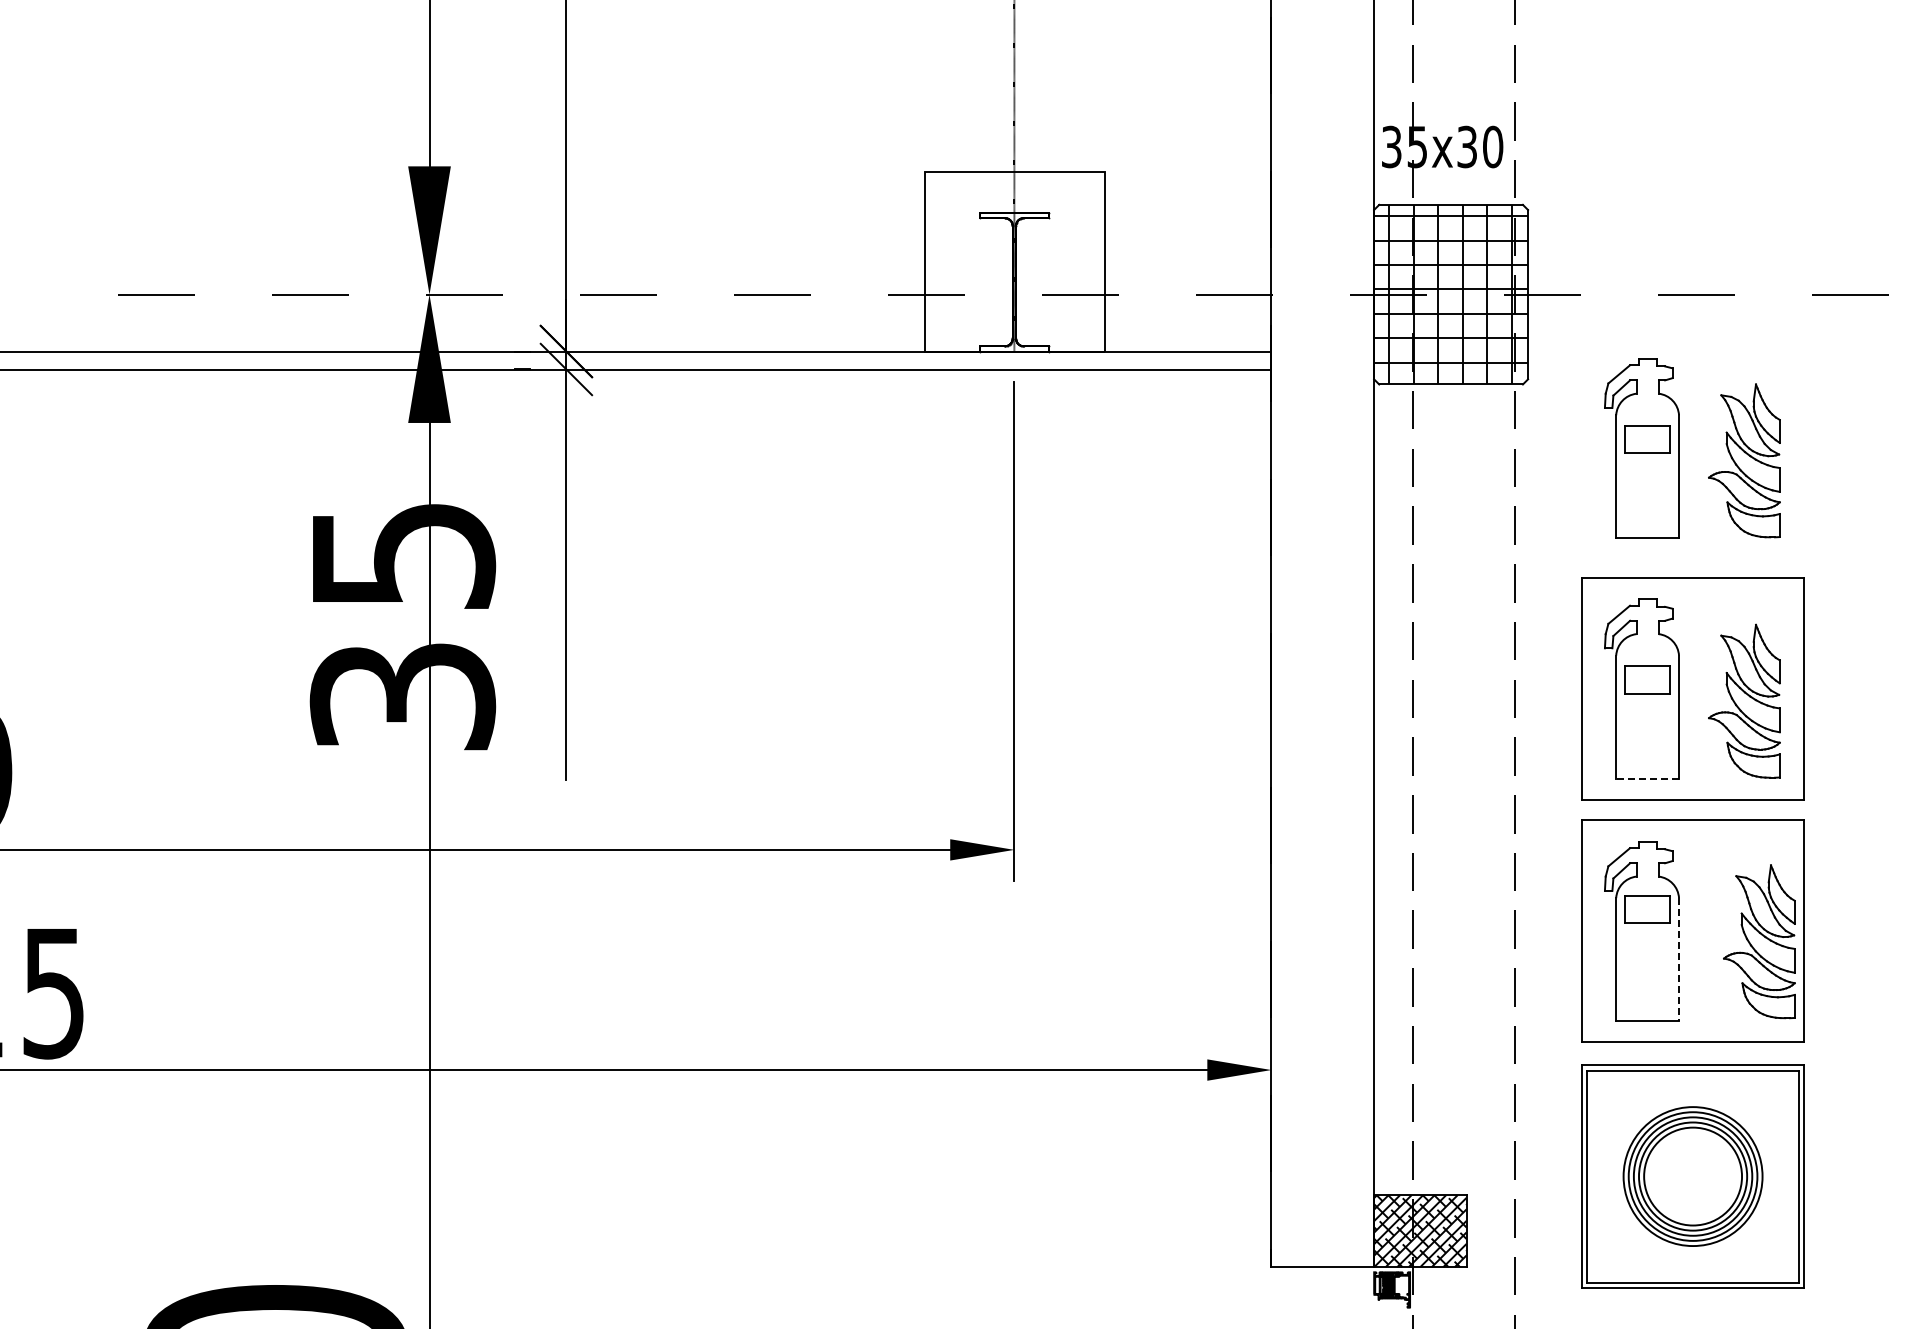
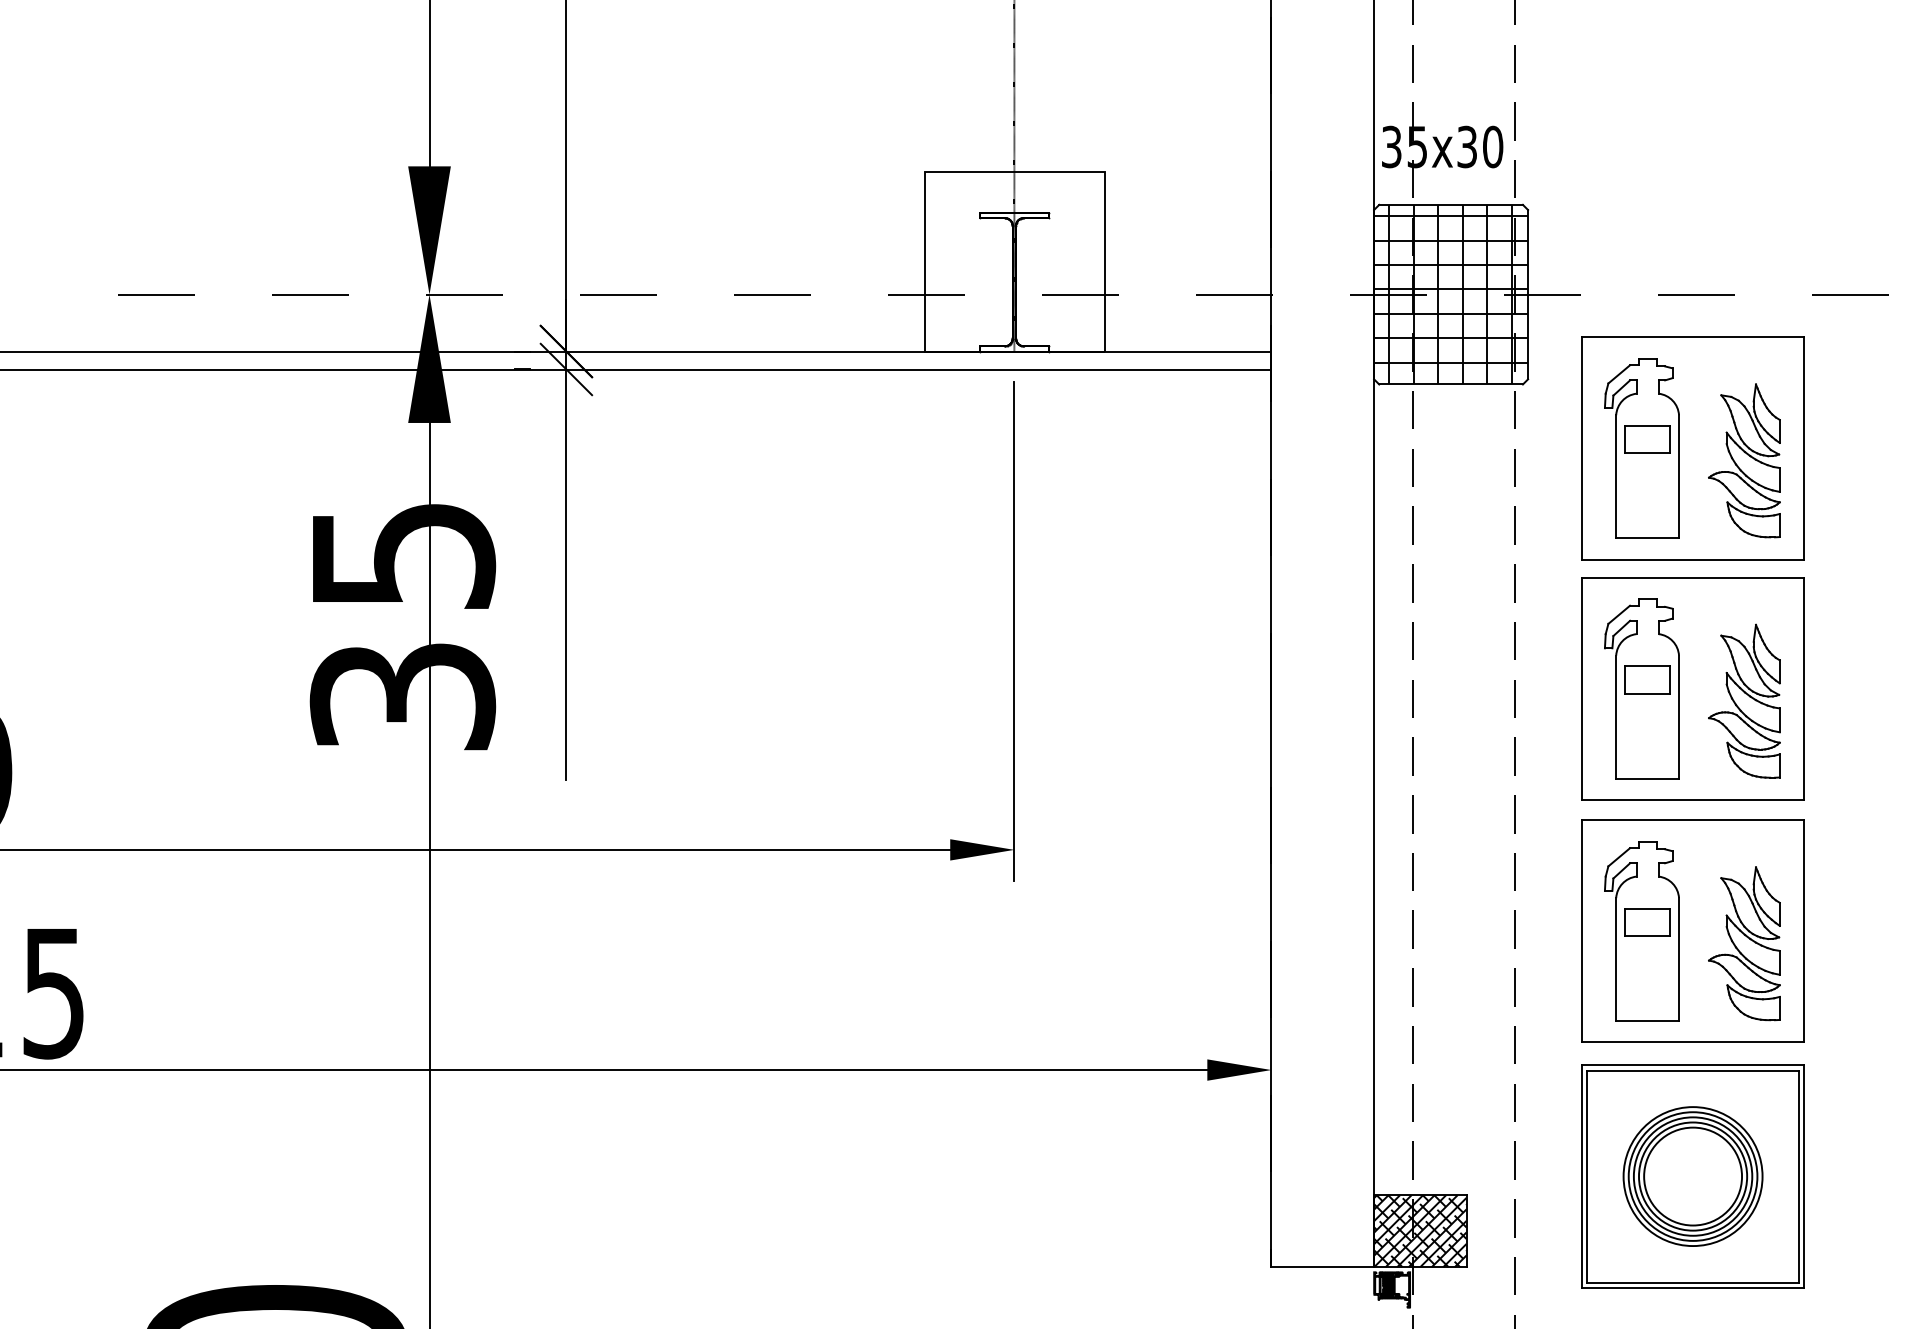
part: none -> present (1692, 448)
line: dashed -> solid (1647, 778)
part position: (1647, 909) -> (1647, 922) (1647, 922)
part position: (1759, 941) -> (1744, 943) (1744, 943)
line: dashed -> solid (1679, 959)
